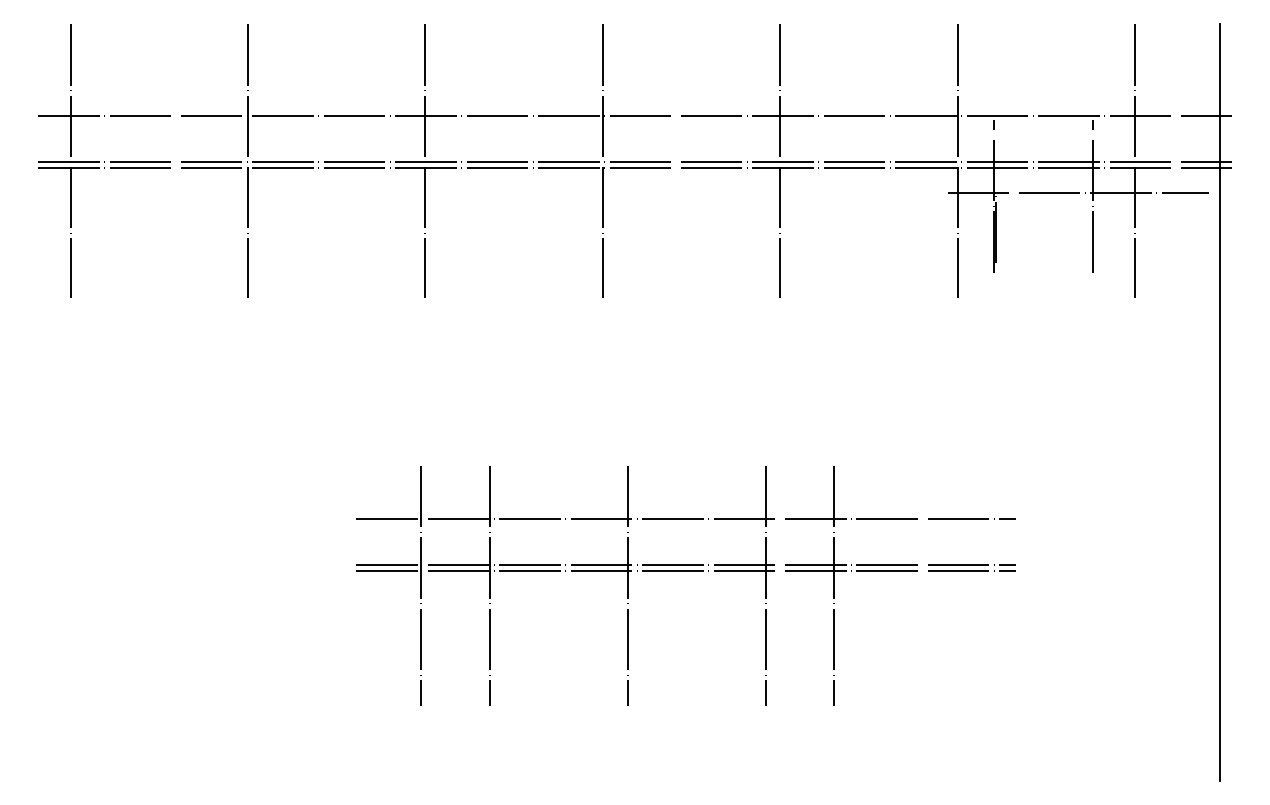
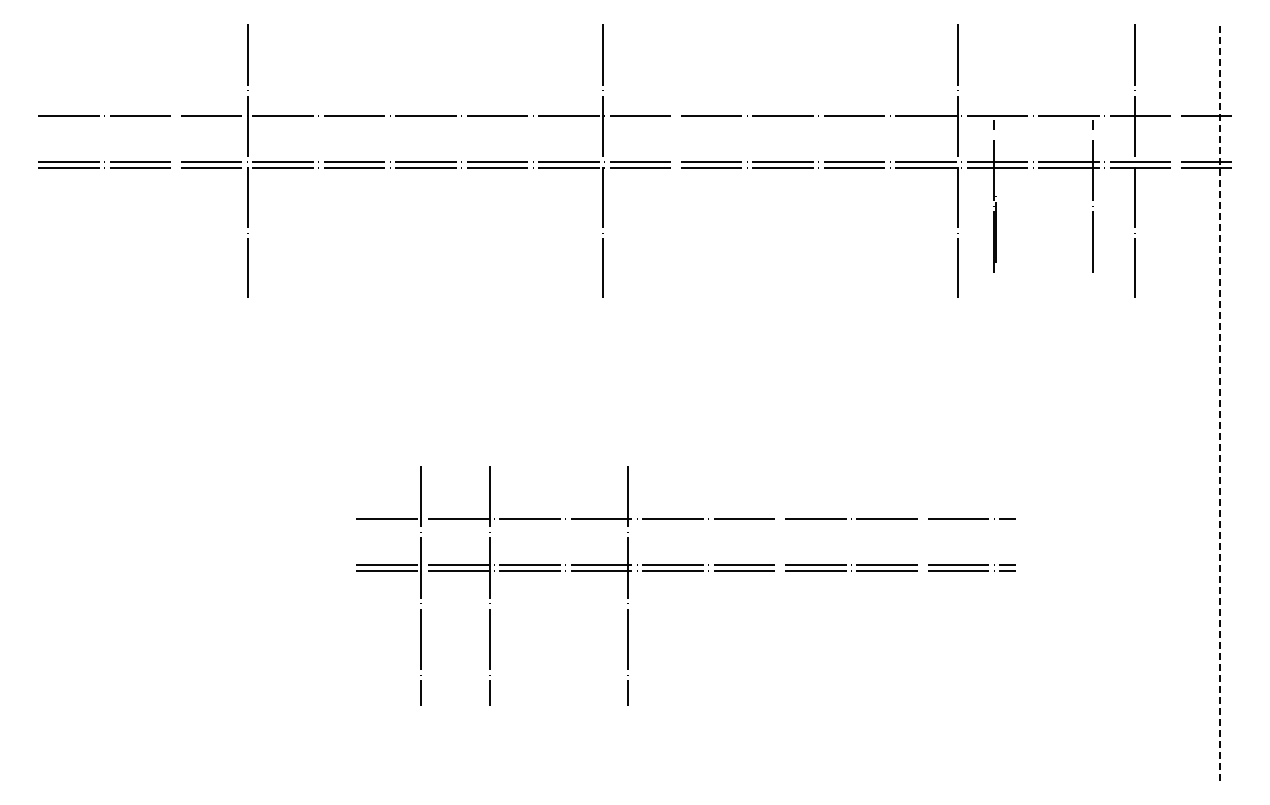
line: present -> none (70, 161)
line: present -> none (425, 161)
line: present -> none (780, 161)
line: present -> none (1077, 192)
line: solid -> dashed (1219, 402)
line: present -> none (765, 585)
line: present -> none (834, 585)
